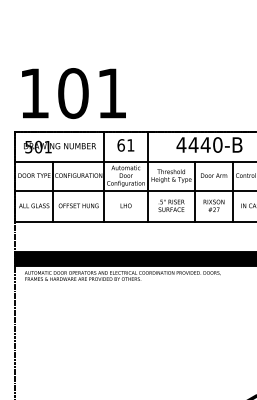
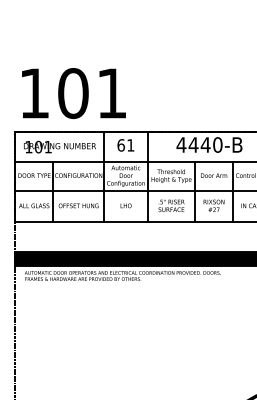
text: 501 -> 101 (28, 147)
